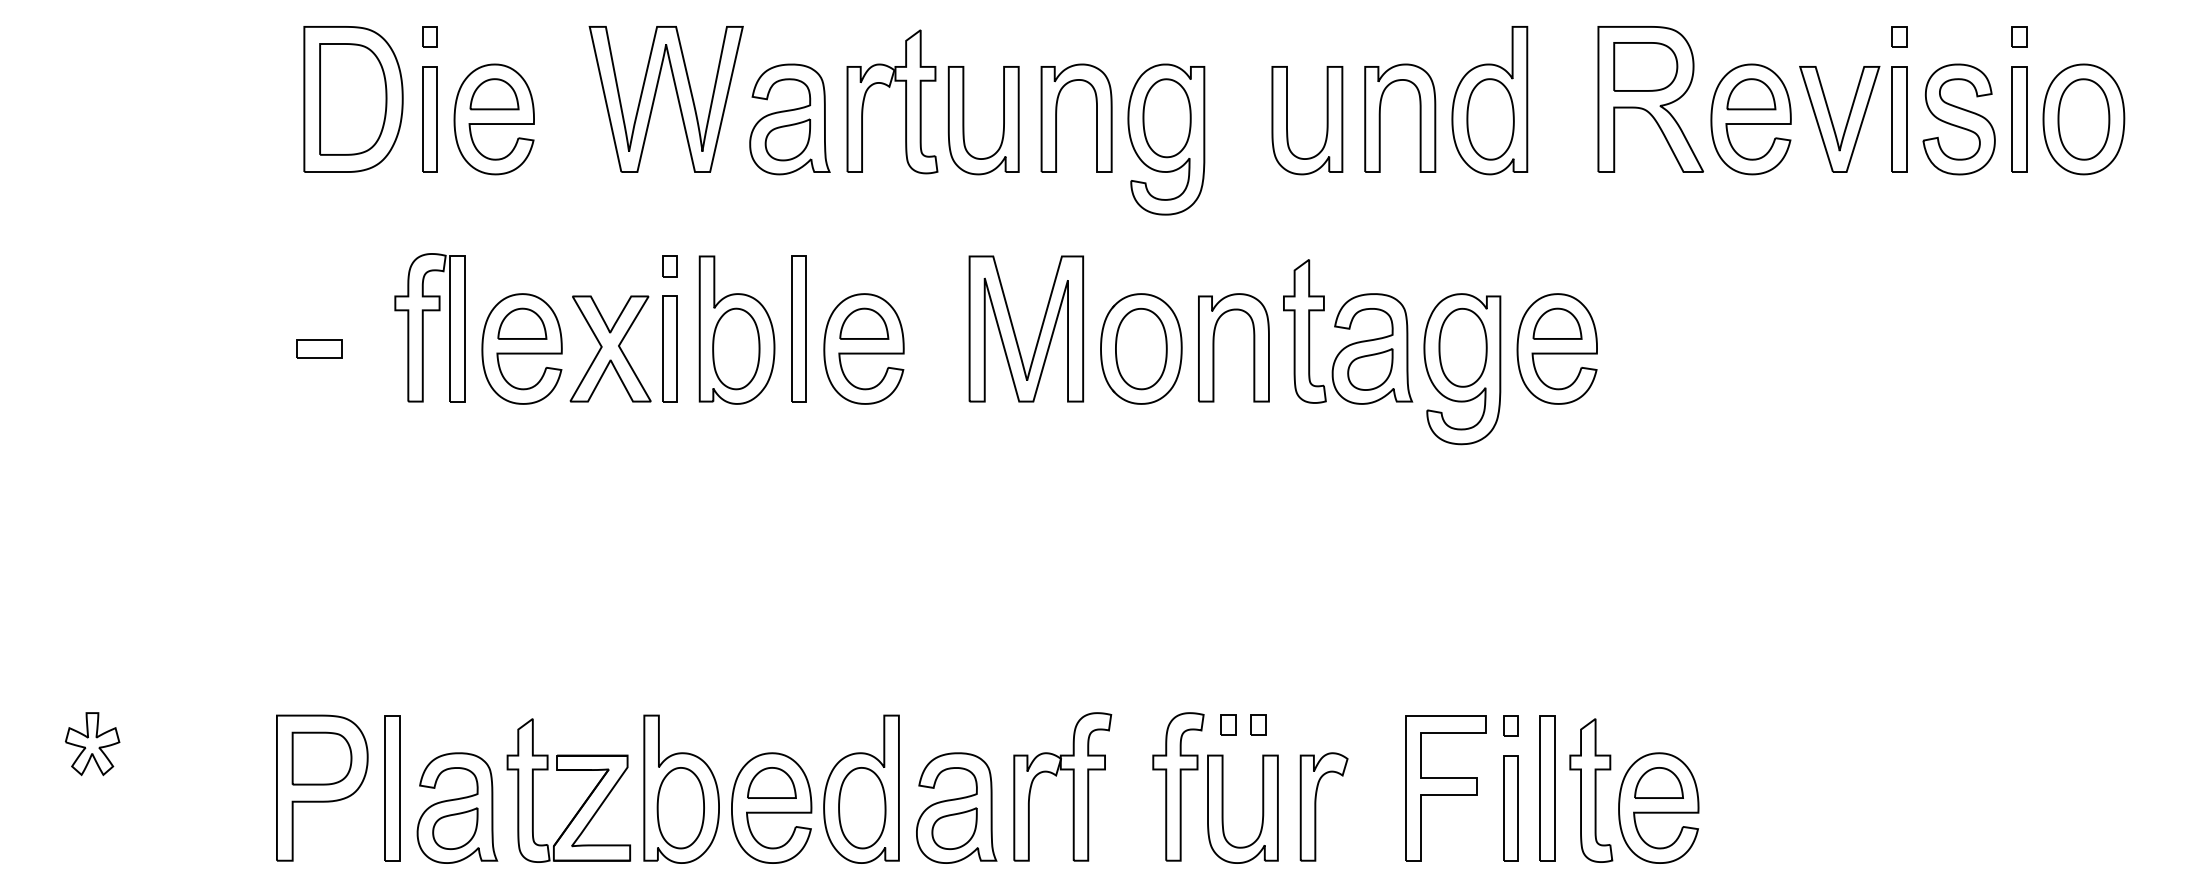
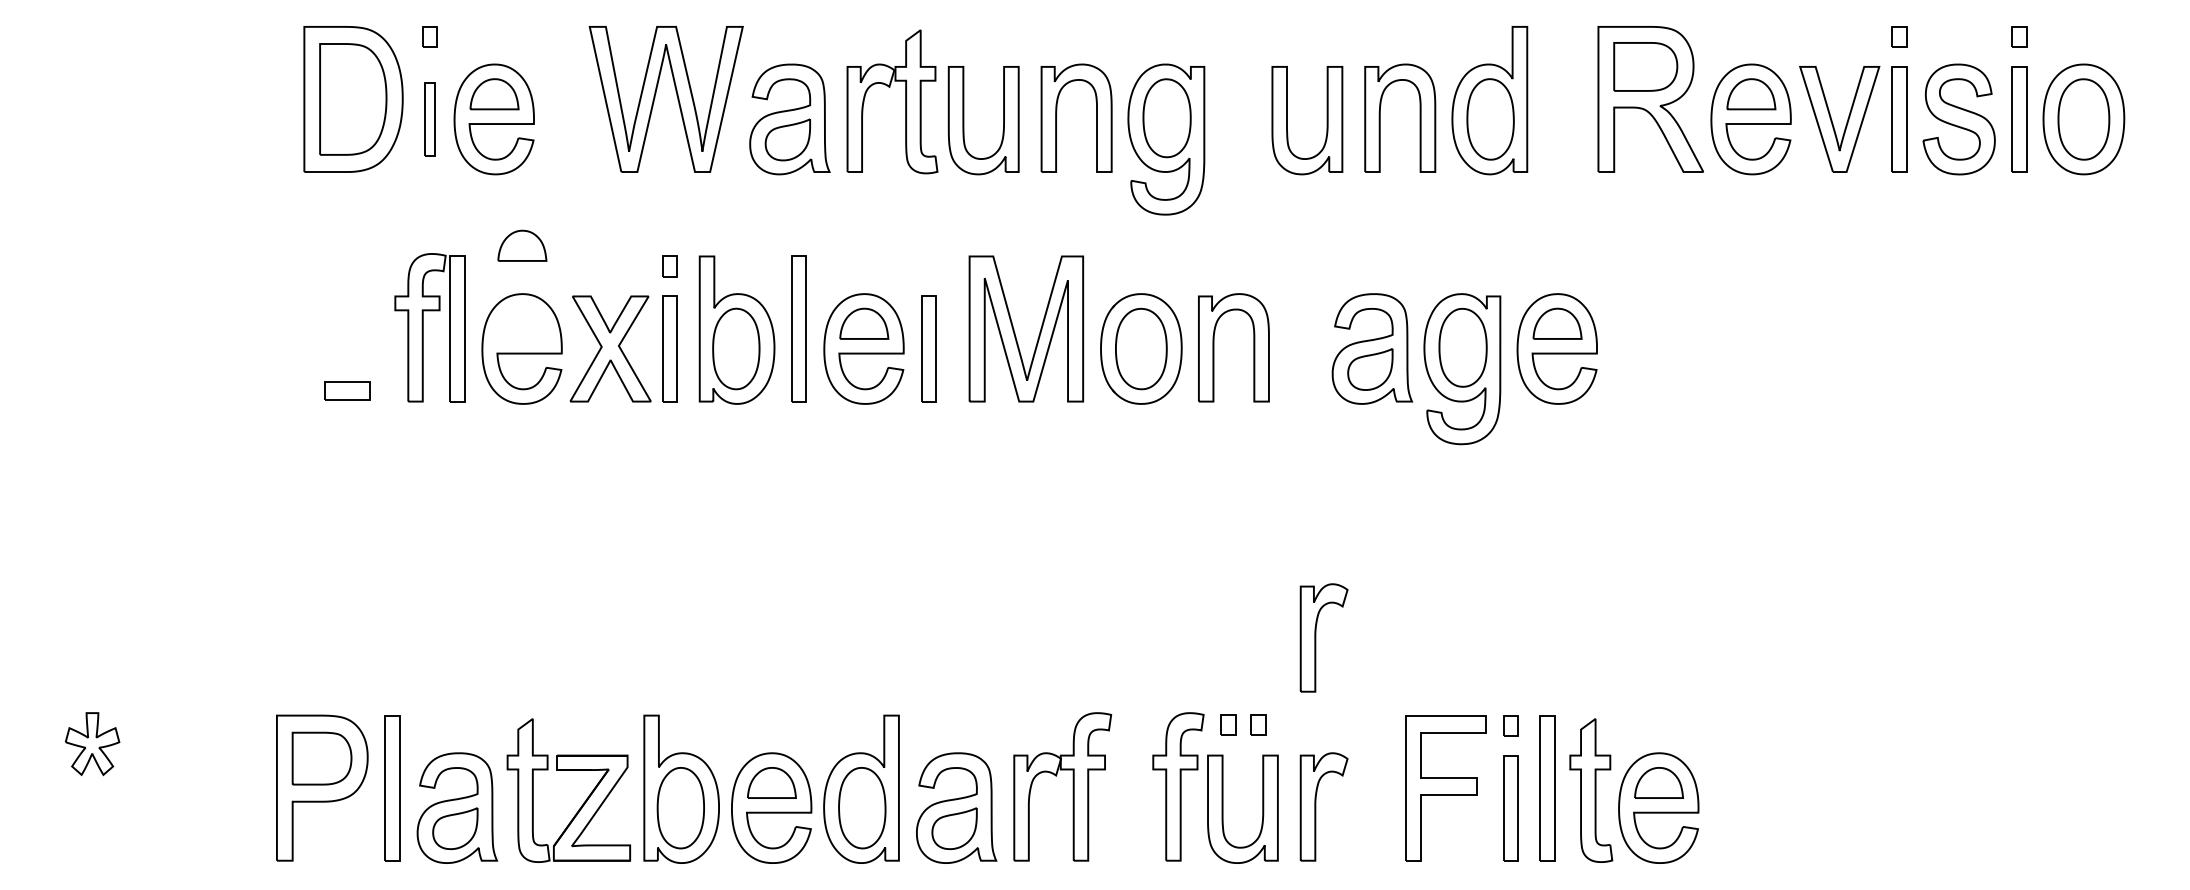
part size: 16x107 px -> 12x75 px (429, 119)
part position: (522, 323) -> (522, 245) (522, 245)
part: present -> none (1304, 331)
part position: (319, 348) -> (347, 390) (347, 390)
part: none -> present (928, 348)
part: none -> present (1316, 637)
